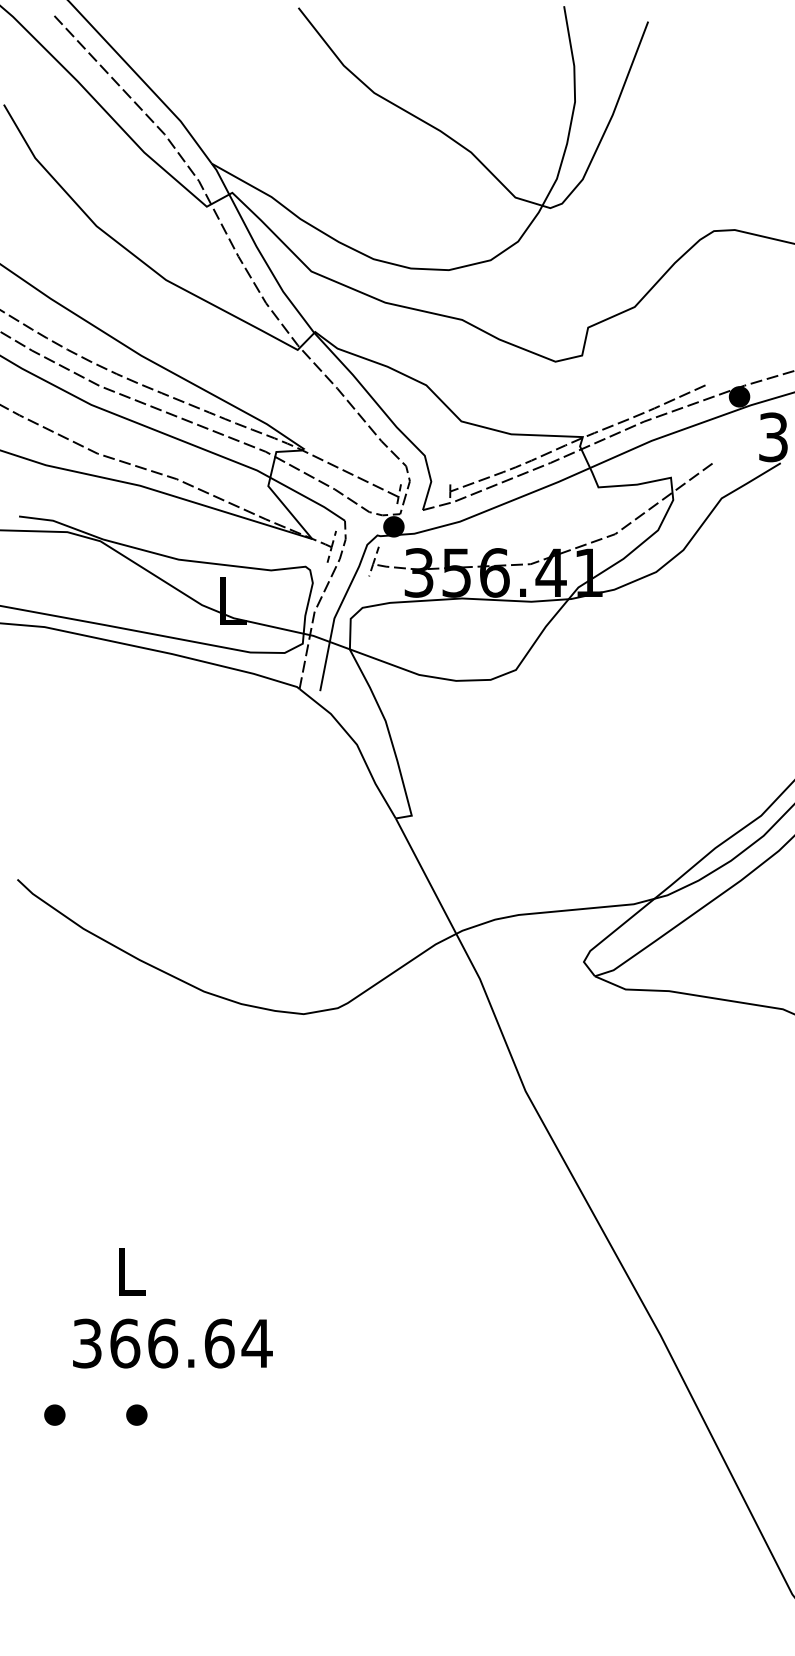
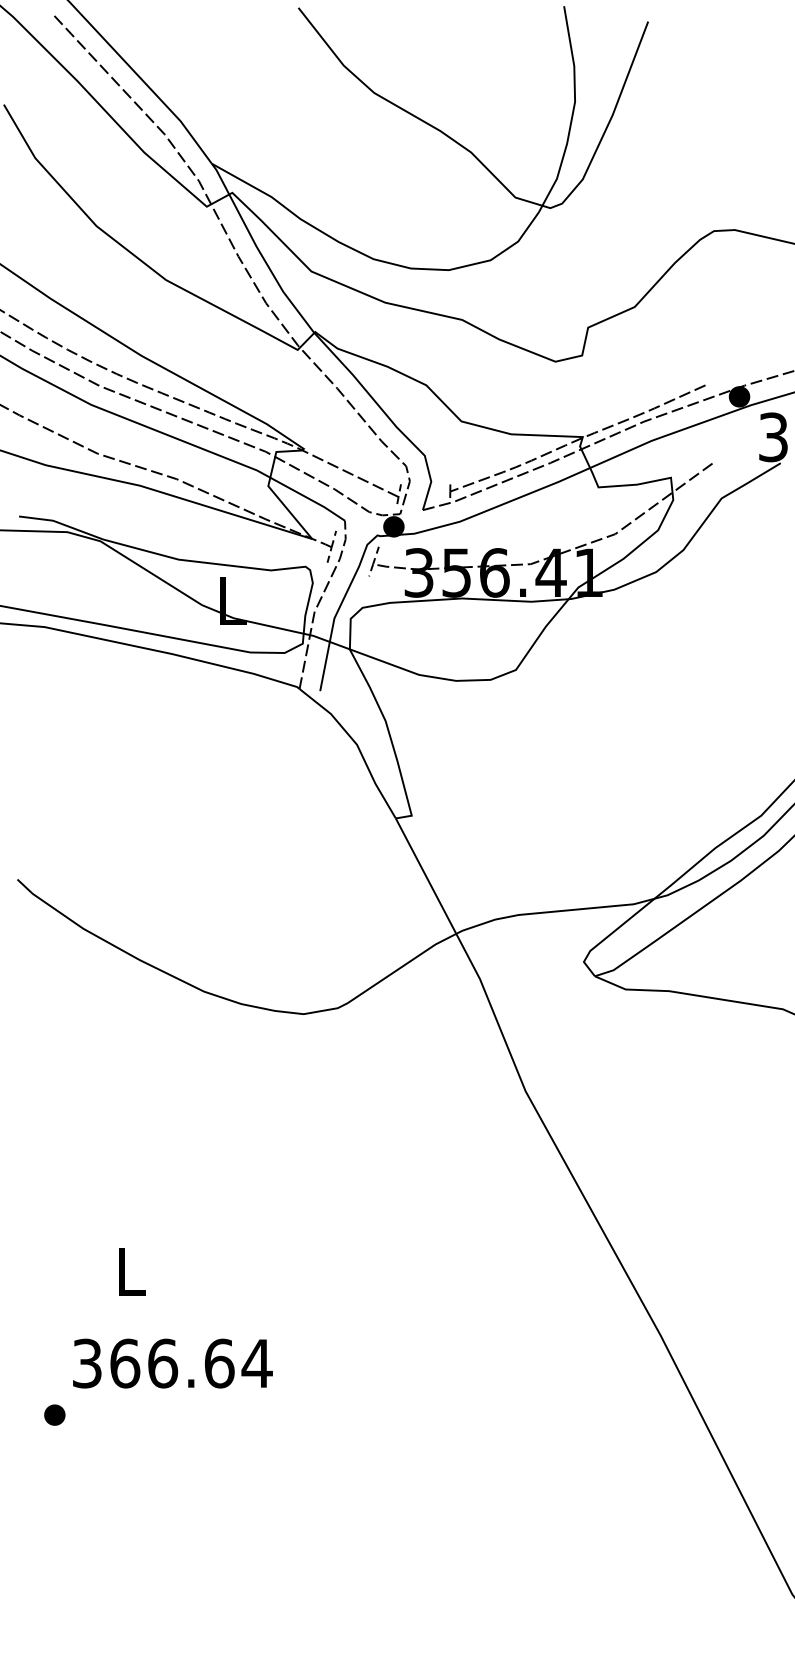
text position: (172, 1343) -> (172, 1363) (172, 1363)
part: present -> none (136, 1414)
